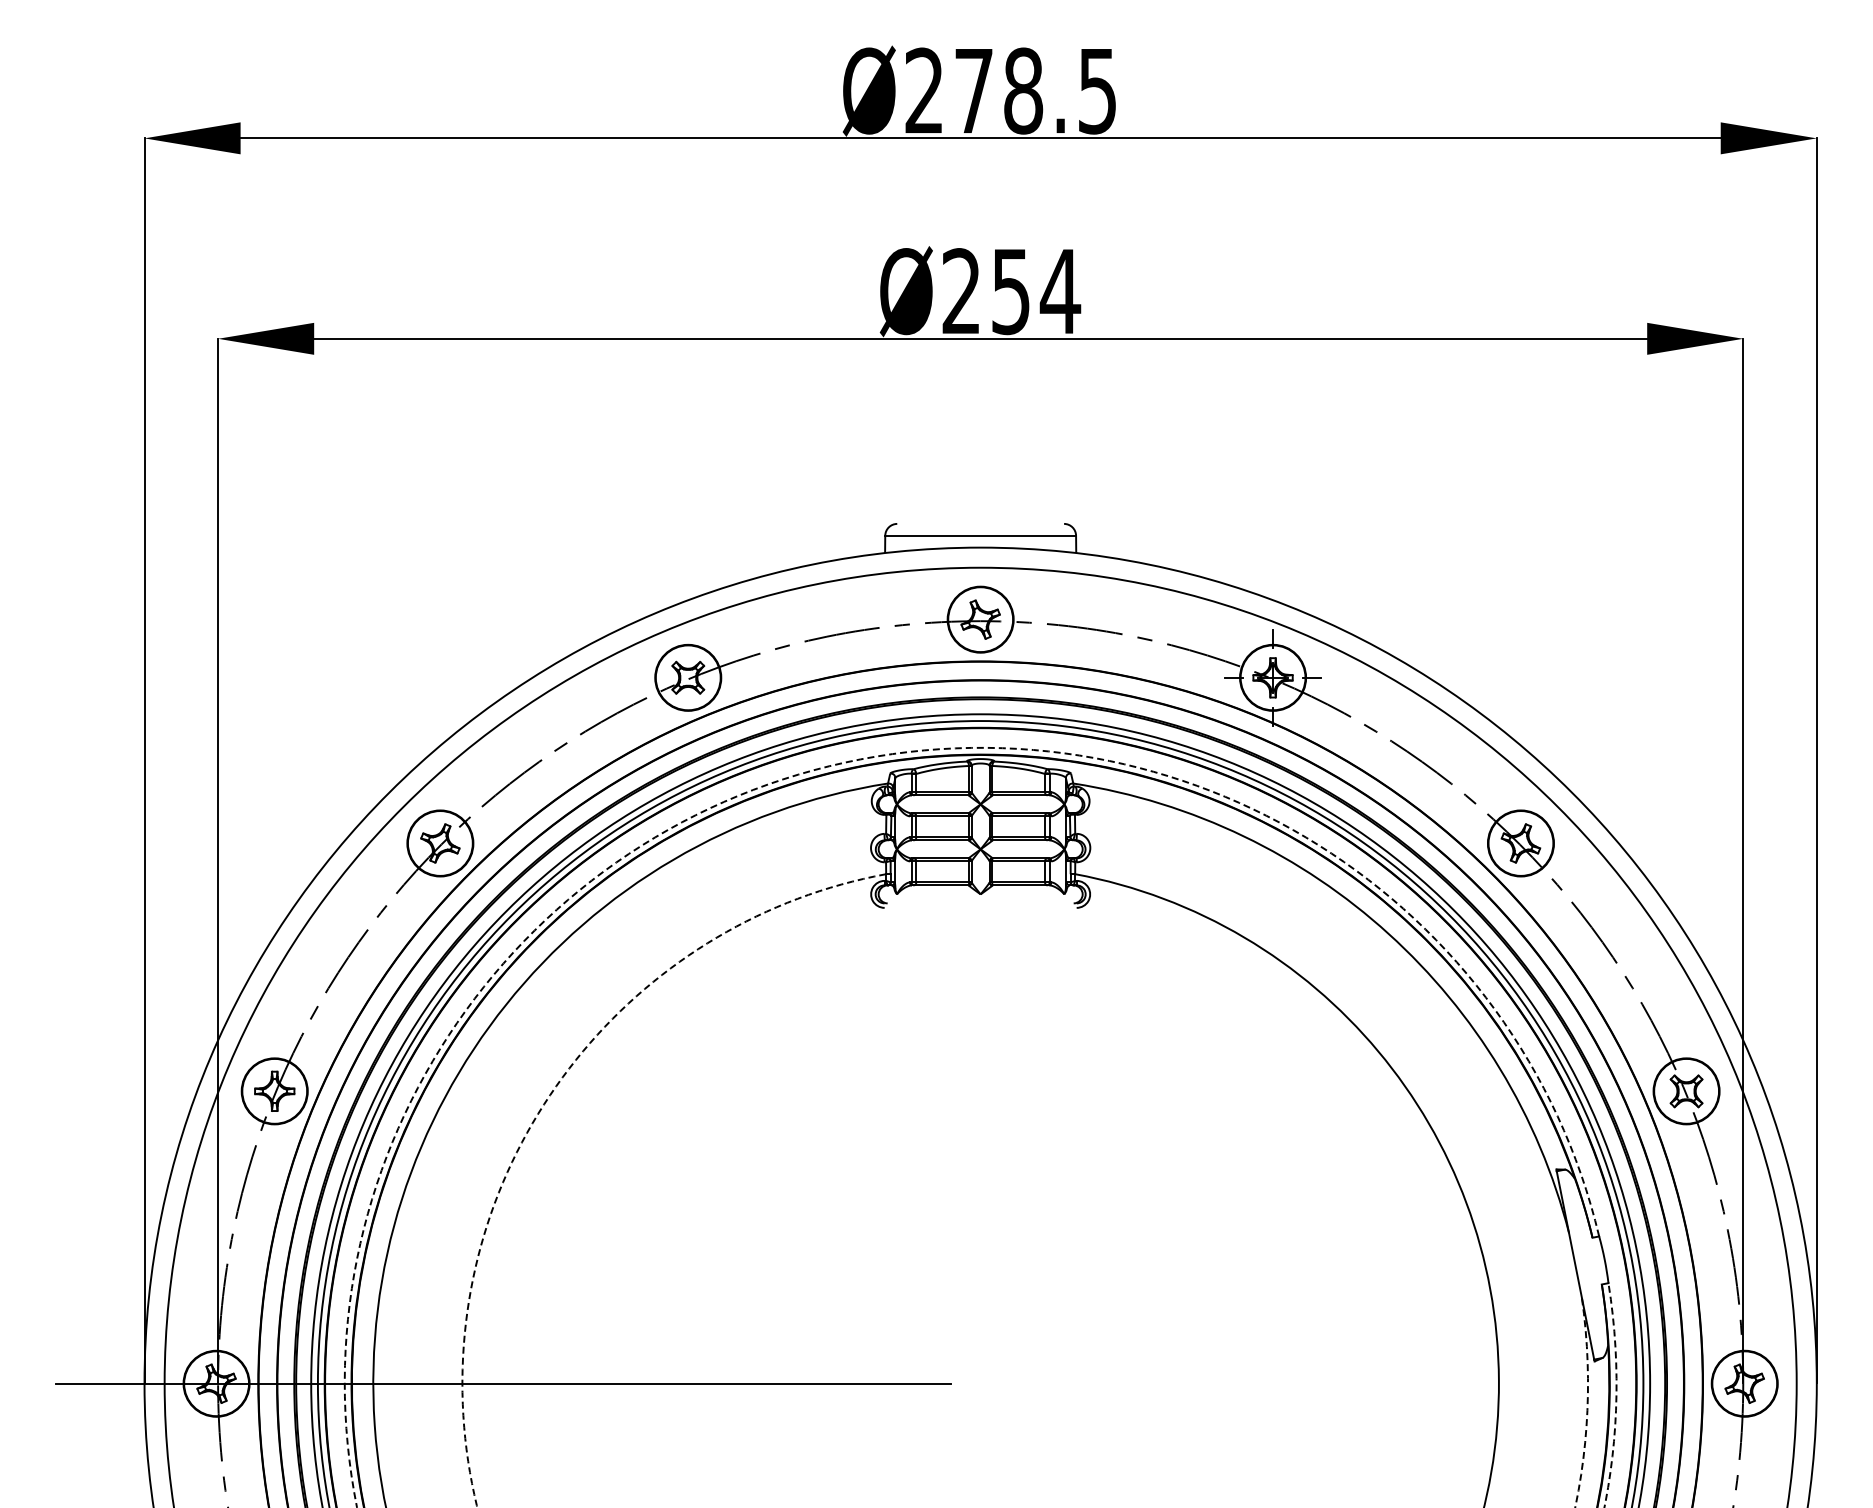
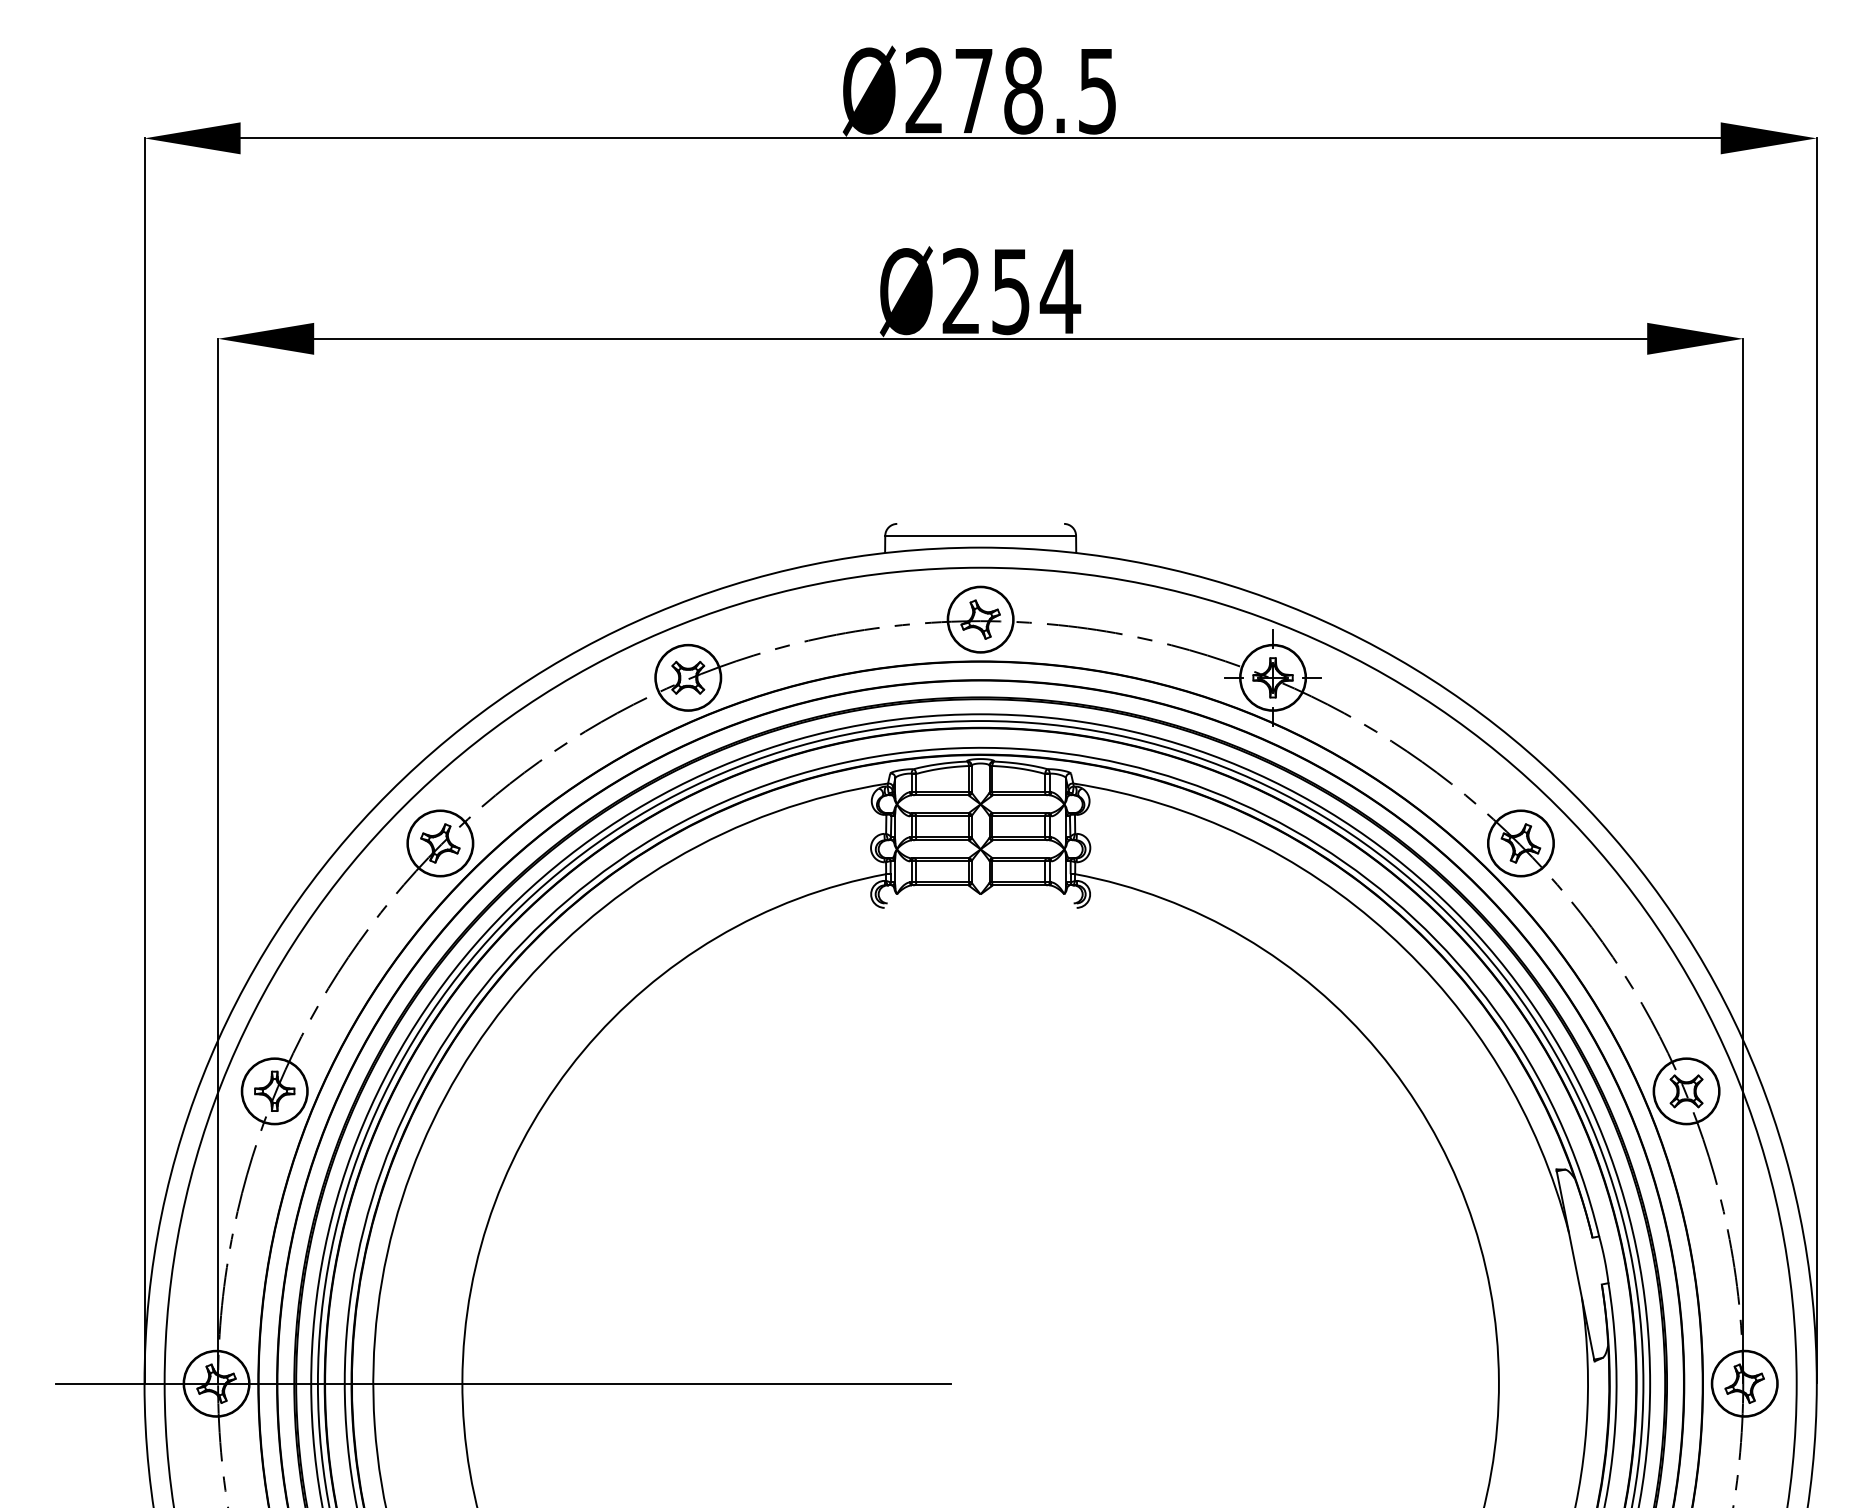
arc: dashed -> solid (736, 796)
arc: dashed -> solid (544, 1103)
arc: dashed -> solid (1587, 1403)
